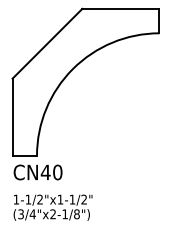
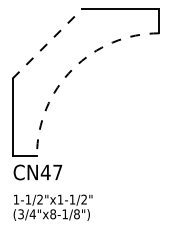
line: solid -> dashed (47, 43)
arc: solid -> dashed (72, 69)
text: CN40 -> CN47 (57, 172)
text: (3/4"x2-1/8") -> (3/4"x8-1/8") (53, 214)
